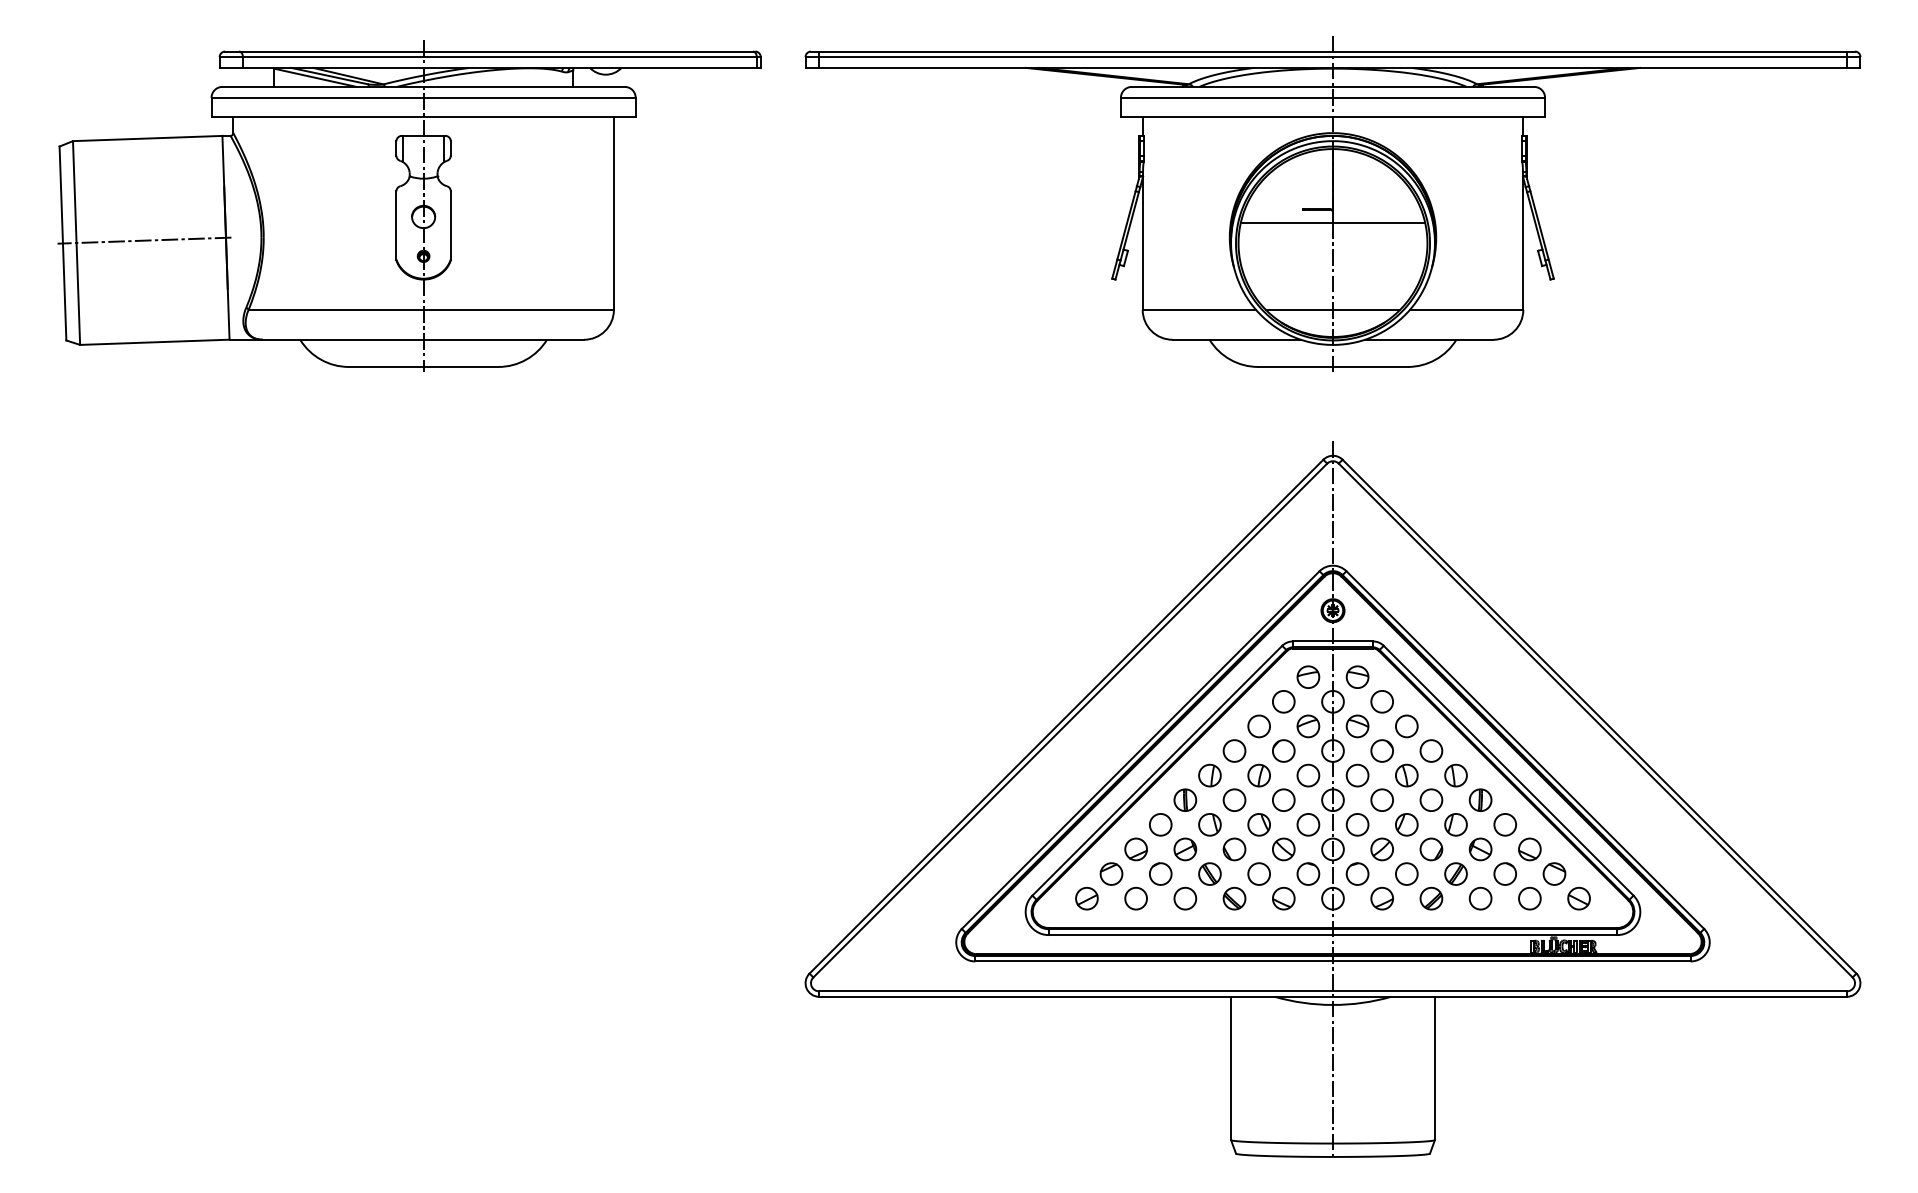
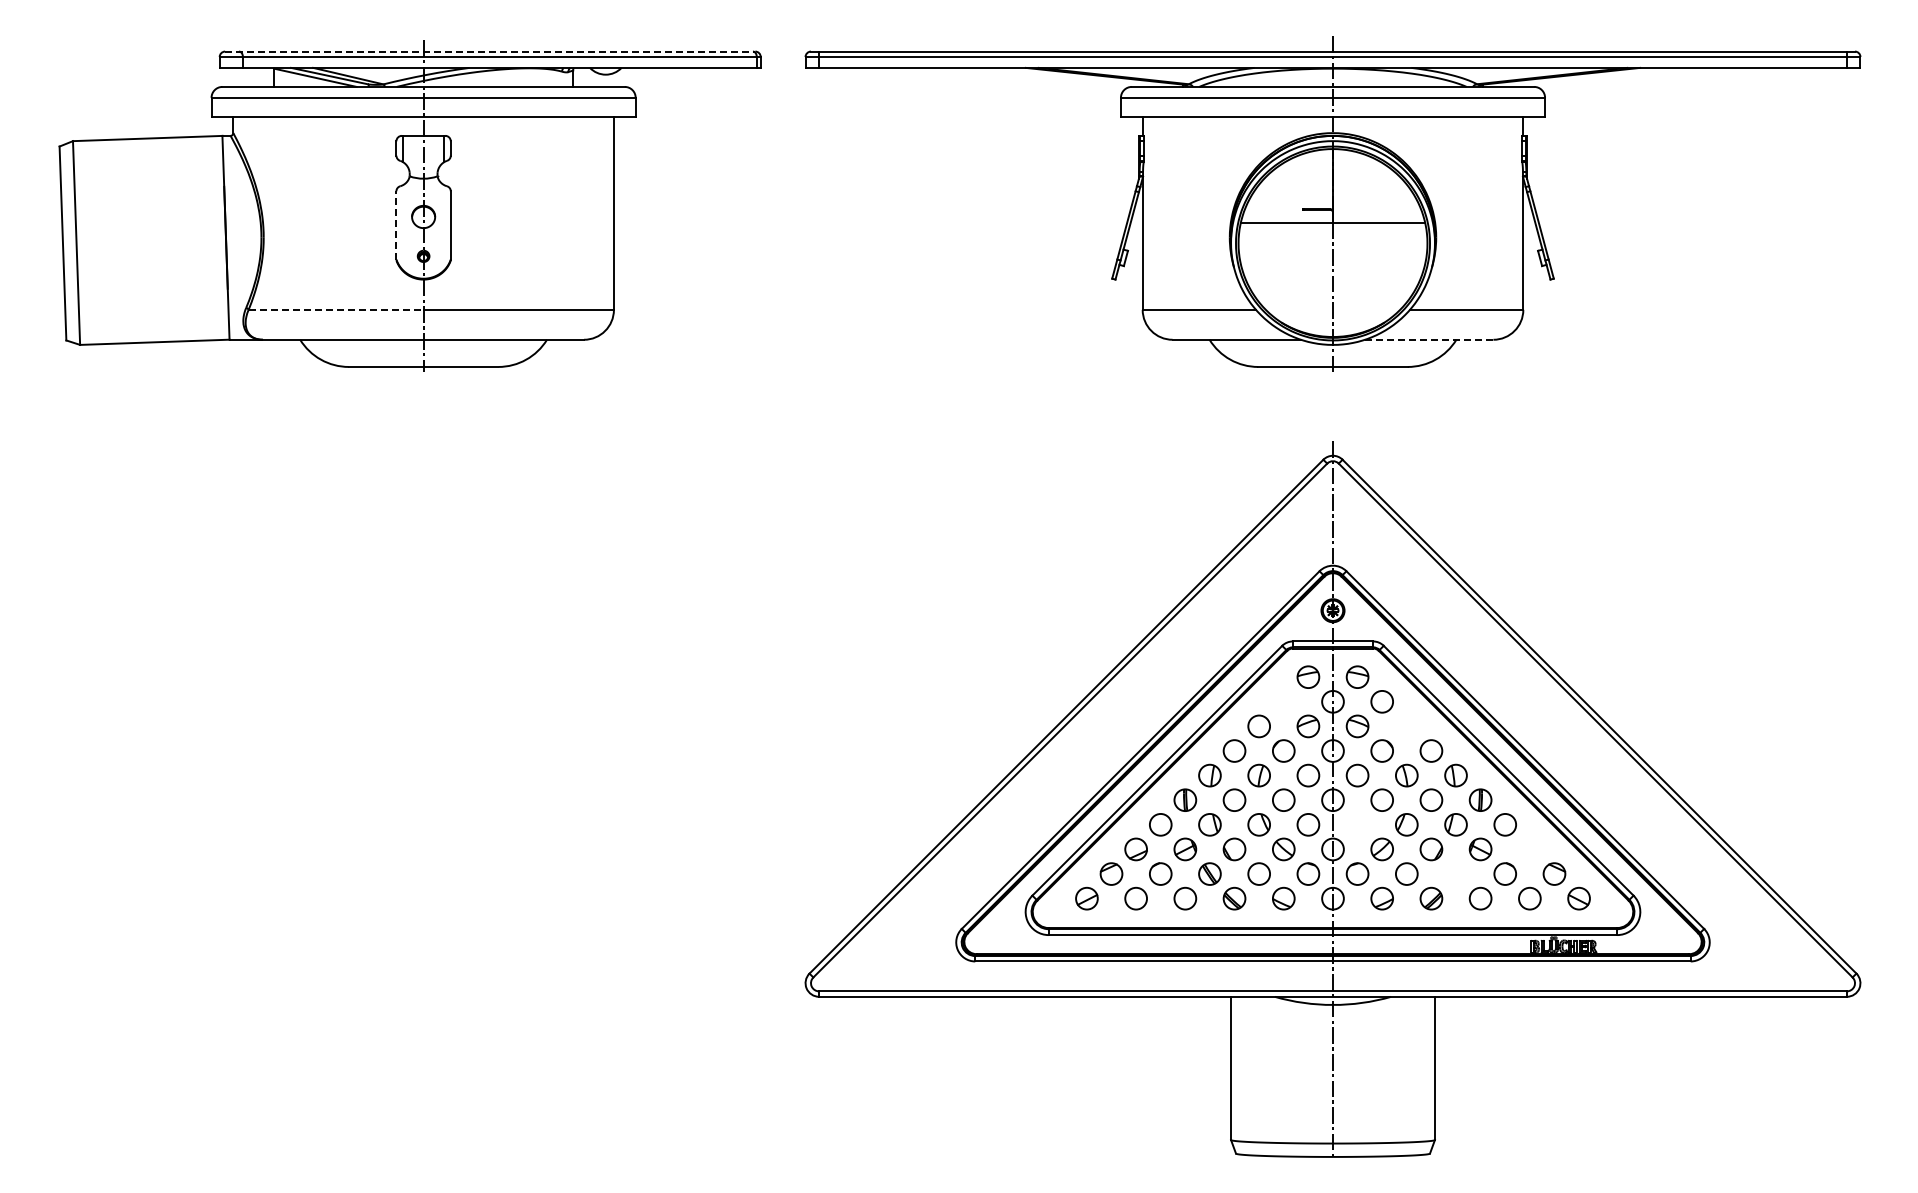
line: solid -> dashed (490, 51)
line: solid -> dashed (396, 225)
line: present -> none (144, 240)
line: solid -> dashed (336, 309)
line: present -> none (1332, 309)
line: solid -> dashed (1429, 339)
circle: present -> none (1283, 701)
circle: present -> none (1406, 726)
circle: present -> none (1357, 824)
part: present -> none (1529, 849)
part: present -> none (1455, 873)
